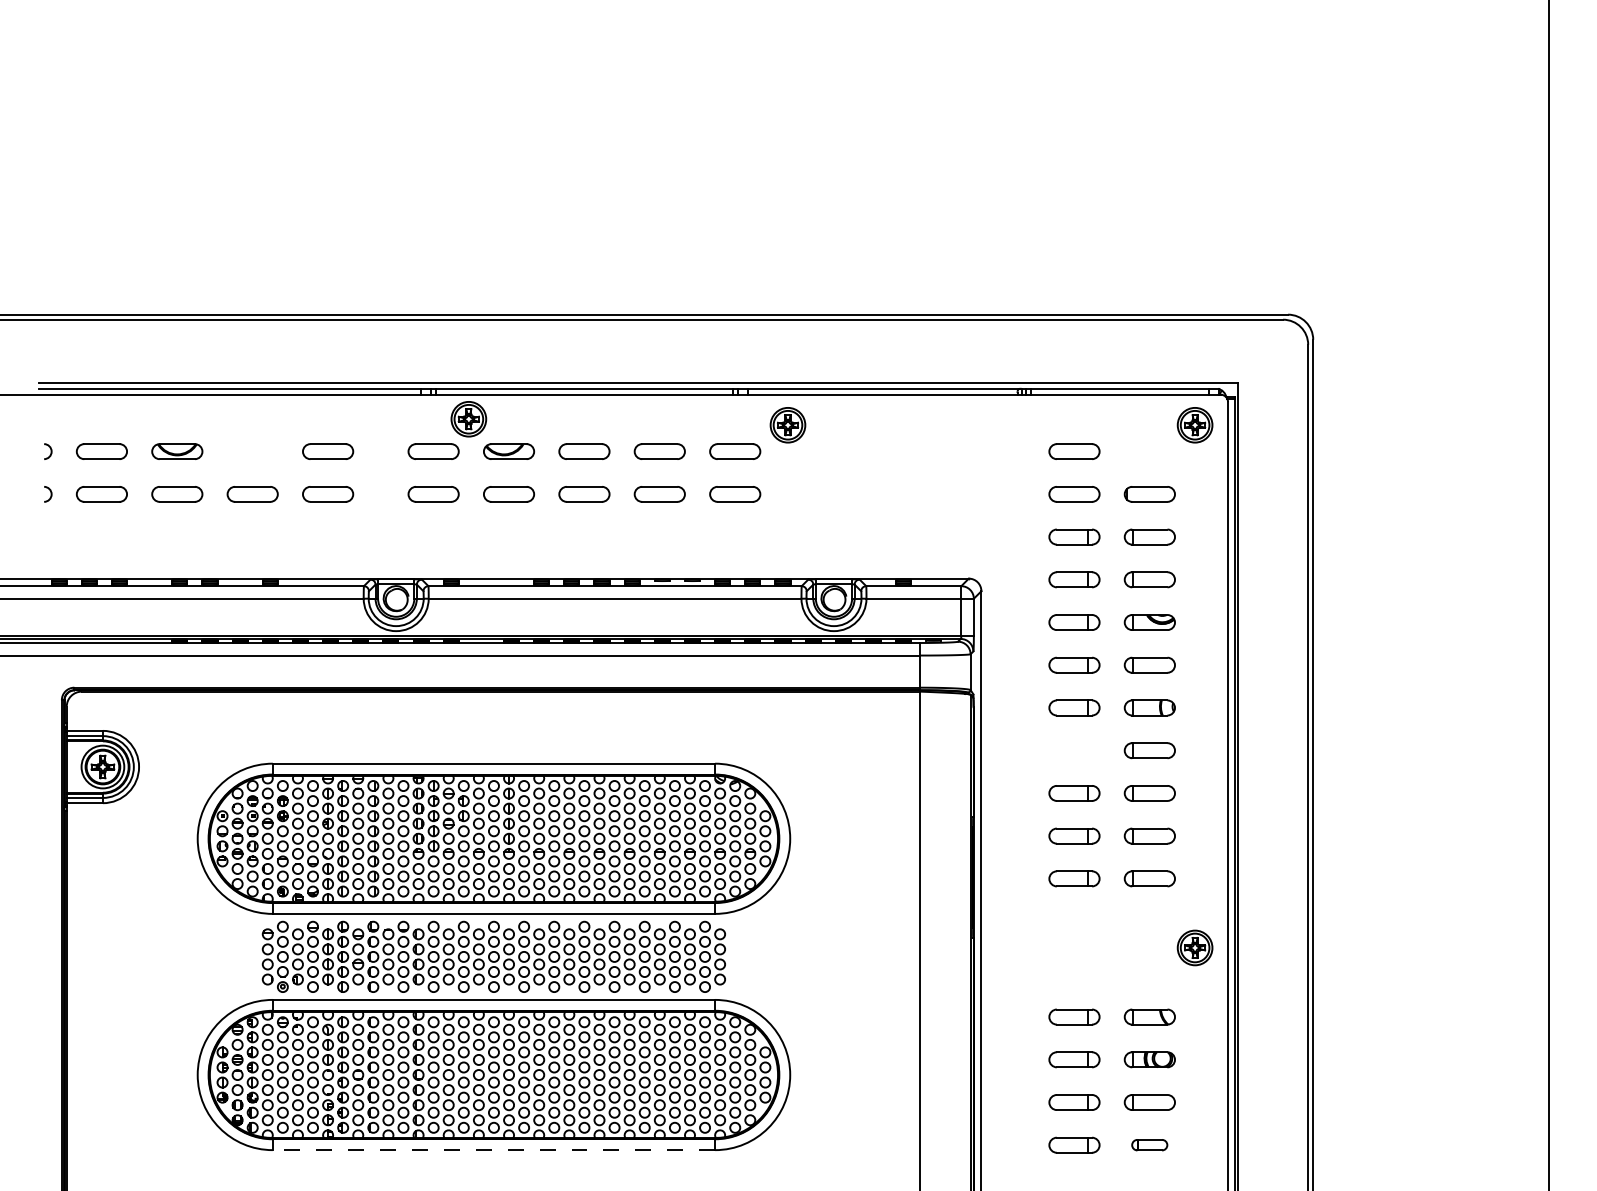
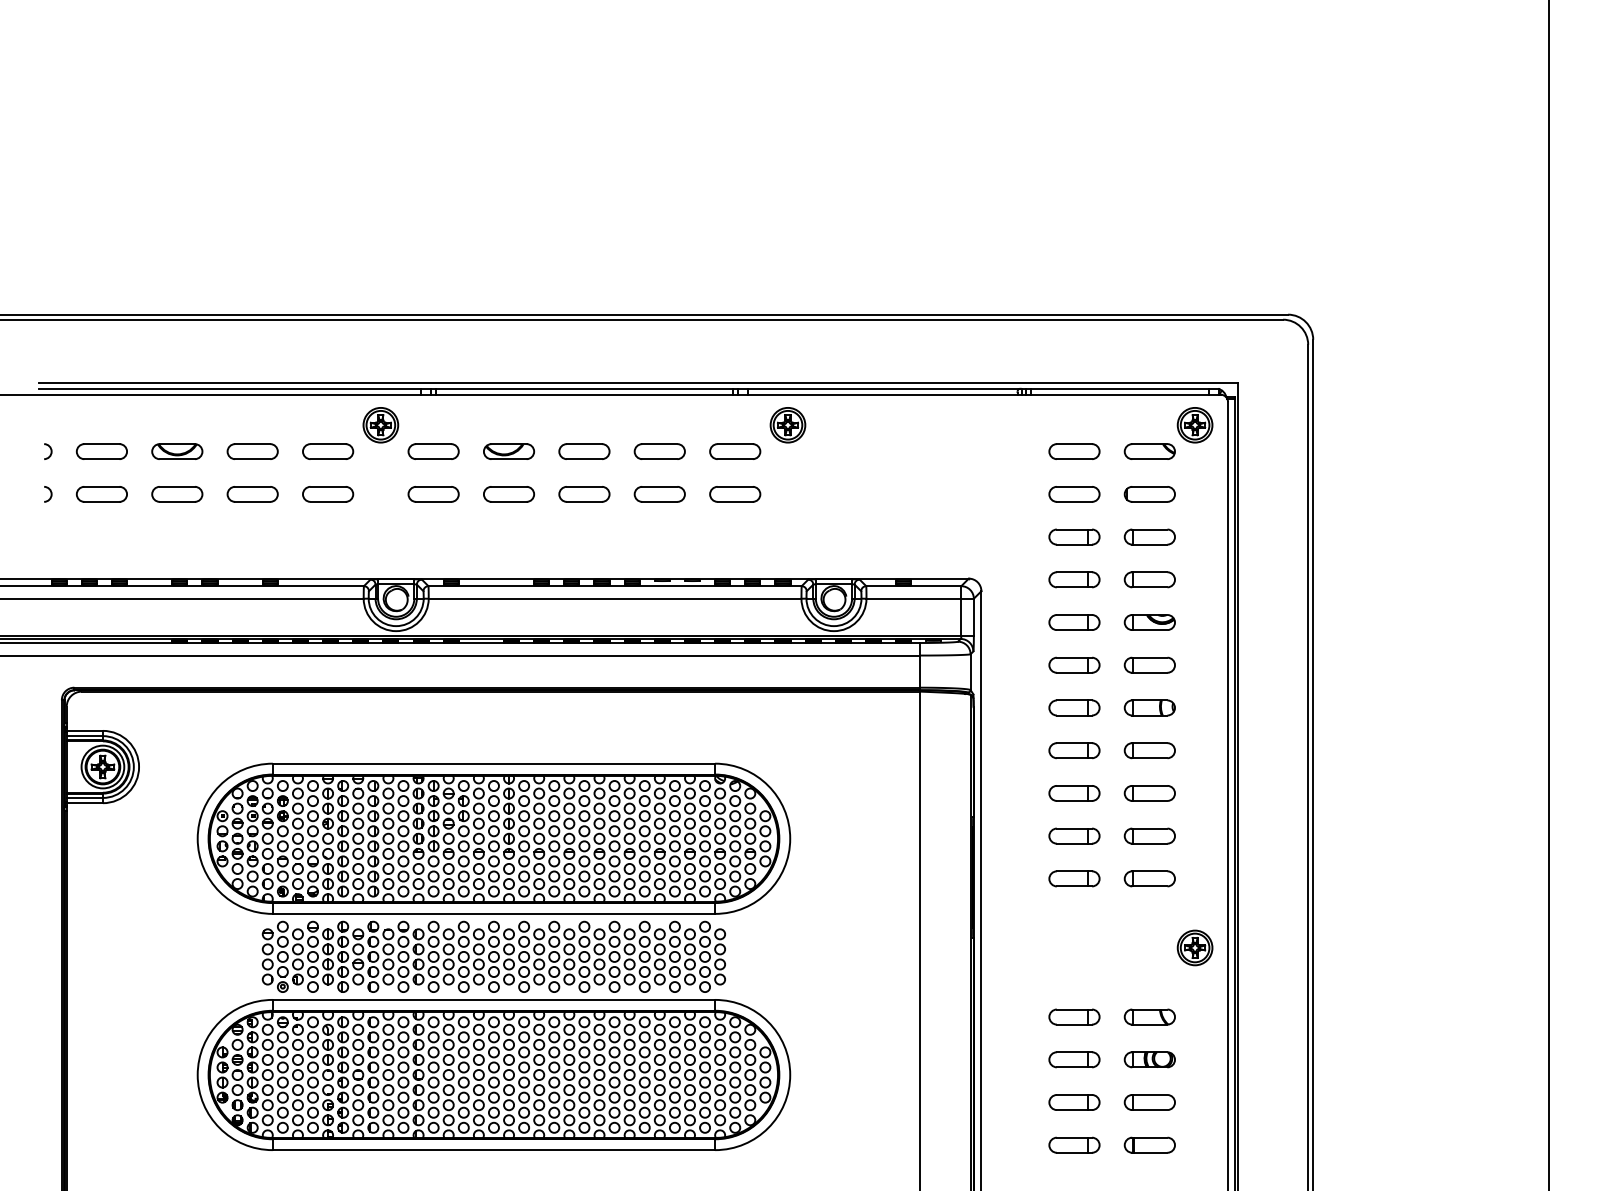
part position: (468, 419) -> (380, 425) (380, 425)
part: none -> present (252, 451)
part: none -> present (1149, 451)
part: none -> present (1074, 750)
part size: 38x13 px -> 53x18 px (1149, 1144)
line: dashed -> solid (493, 1150)
